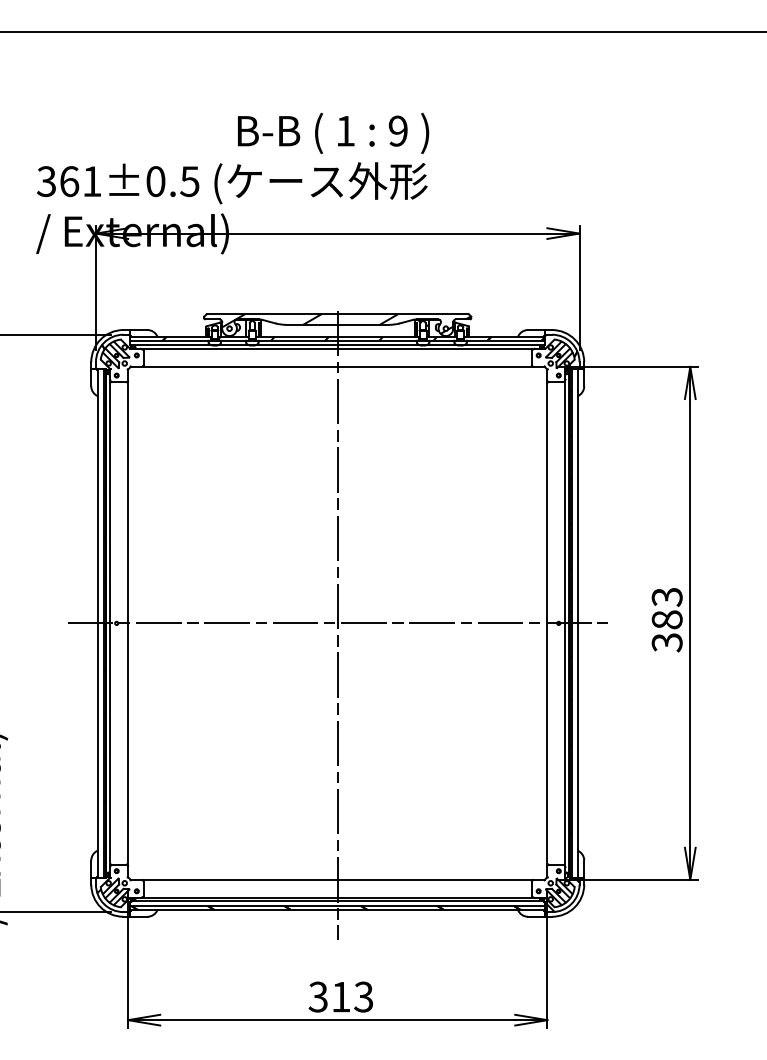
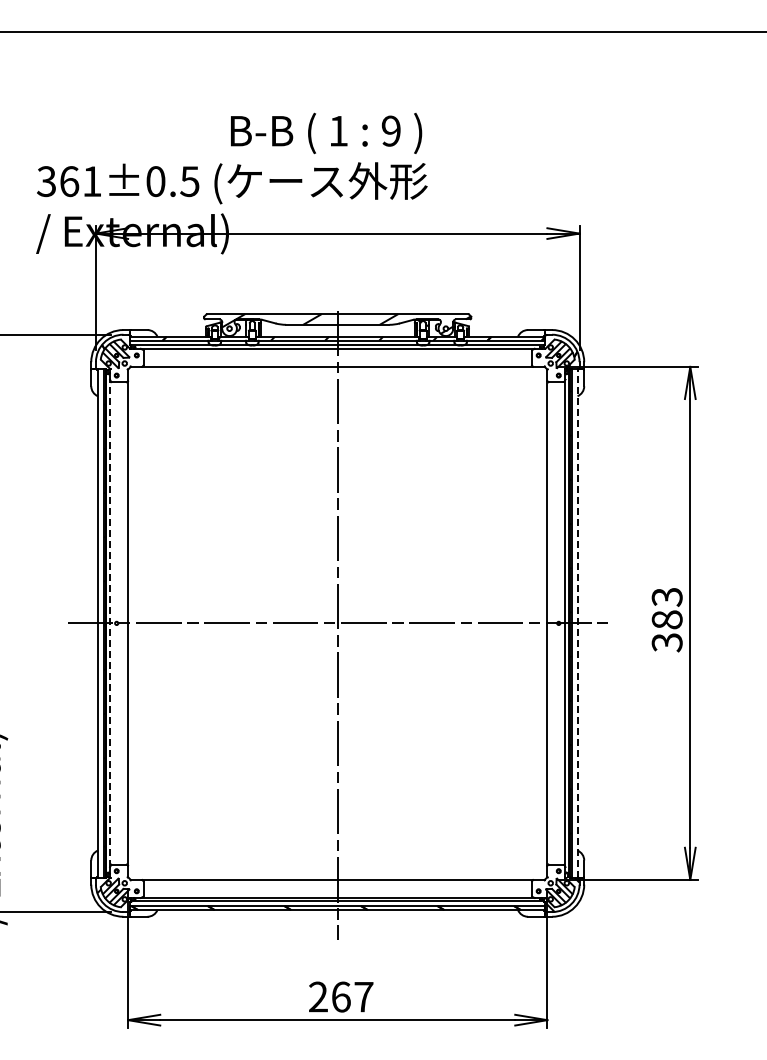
text position: (333, 133) -> (326, 133) (326, 133)
line: solid -> dashed (110, 623)
line: solid -> dashed (577, 623)
text: 313 -> 267 (340, 996)
